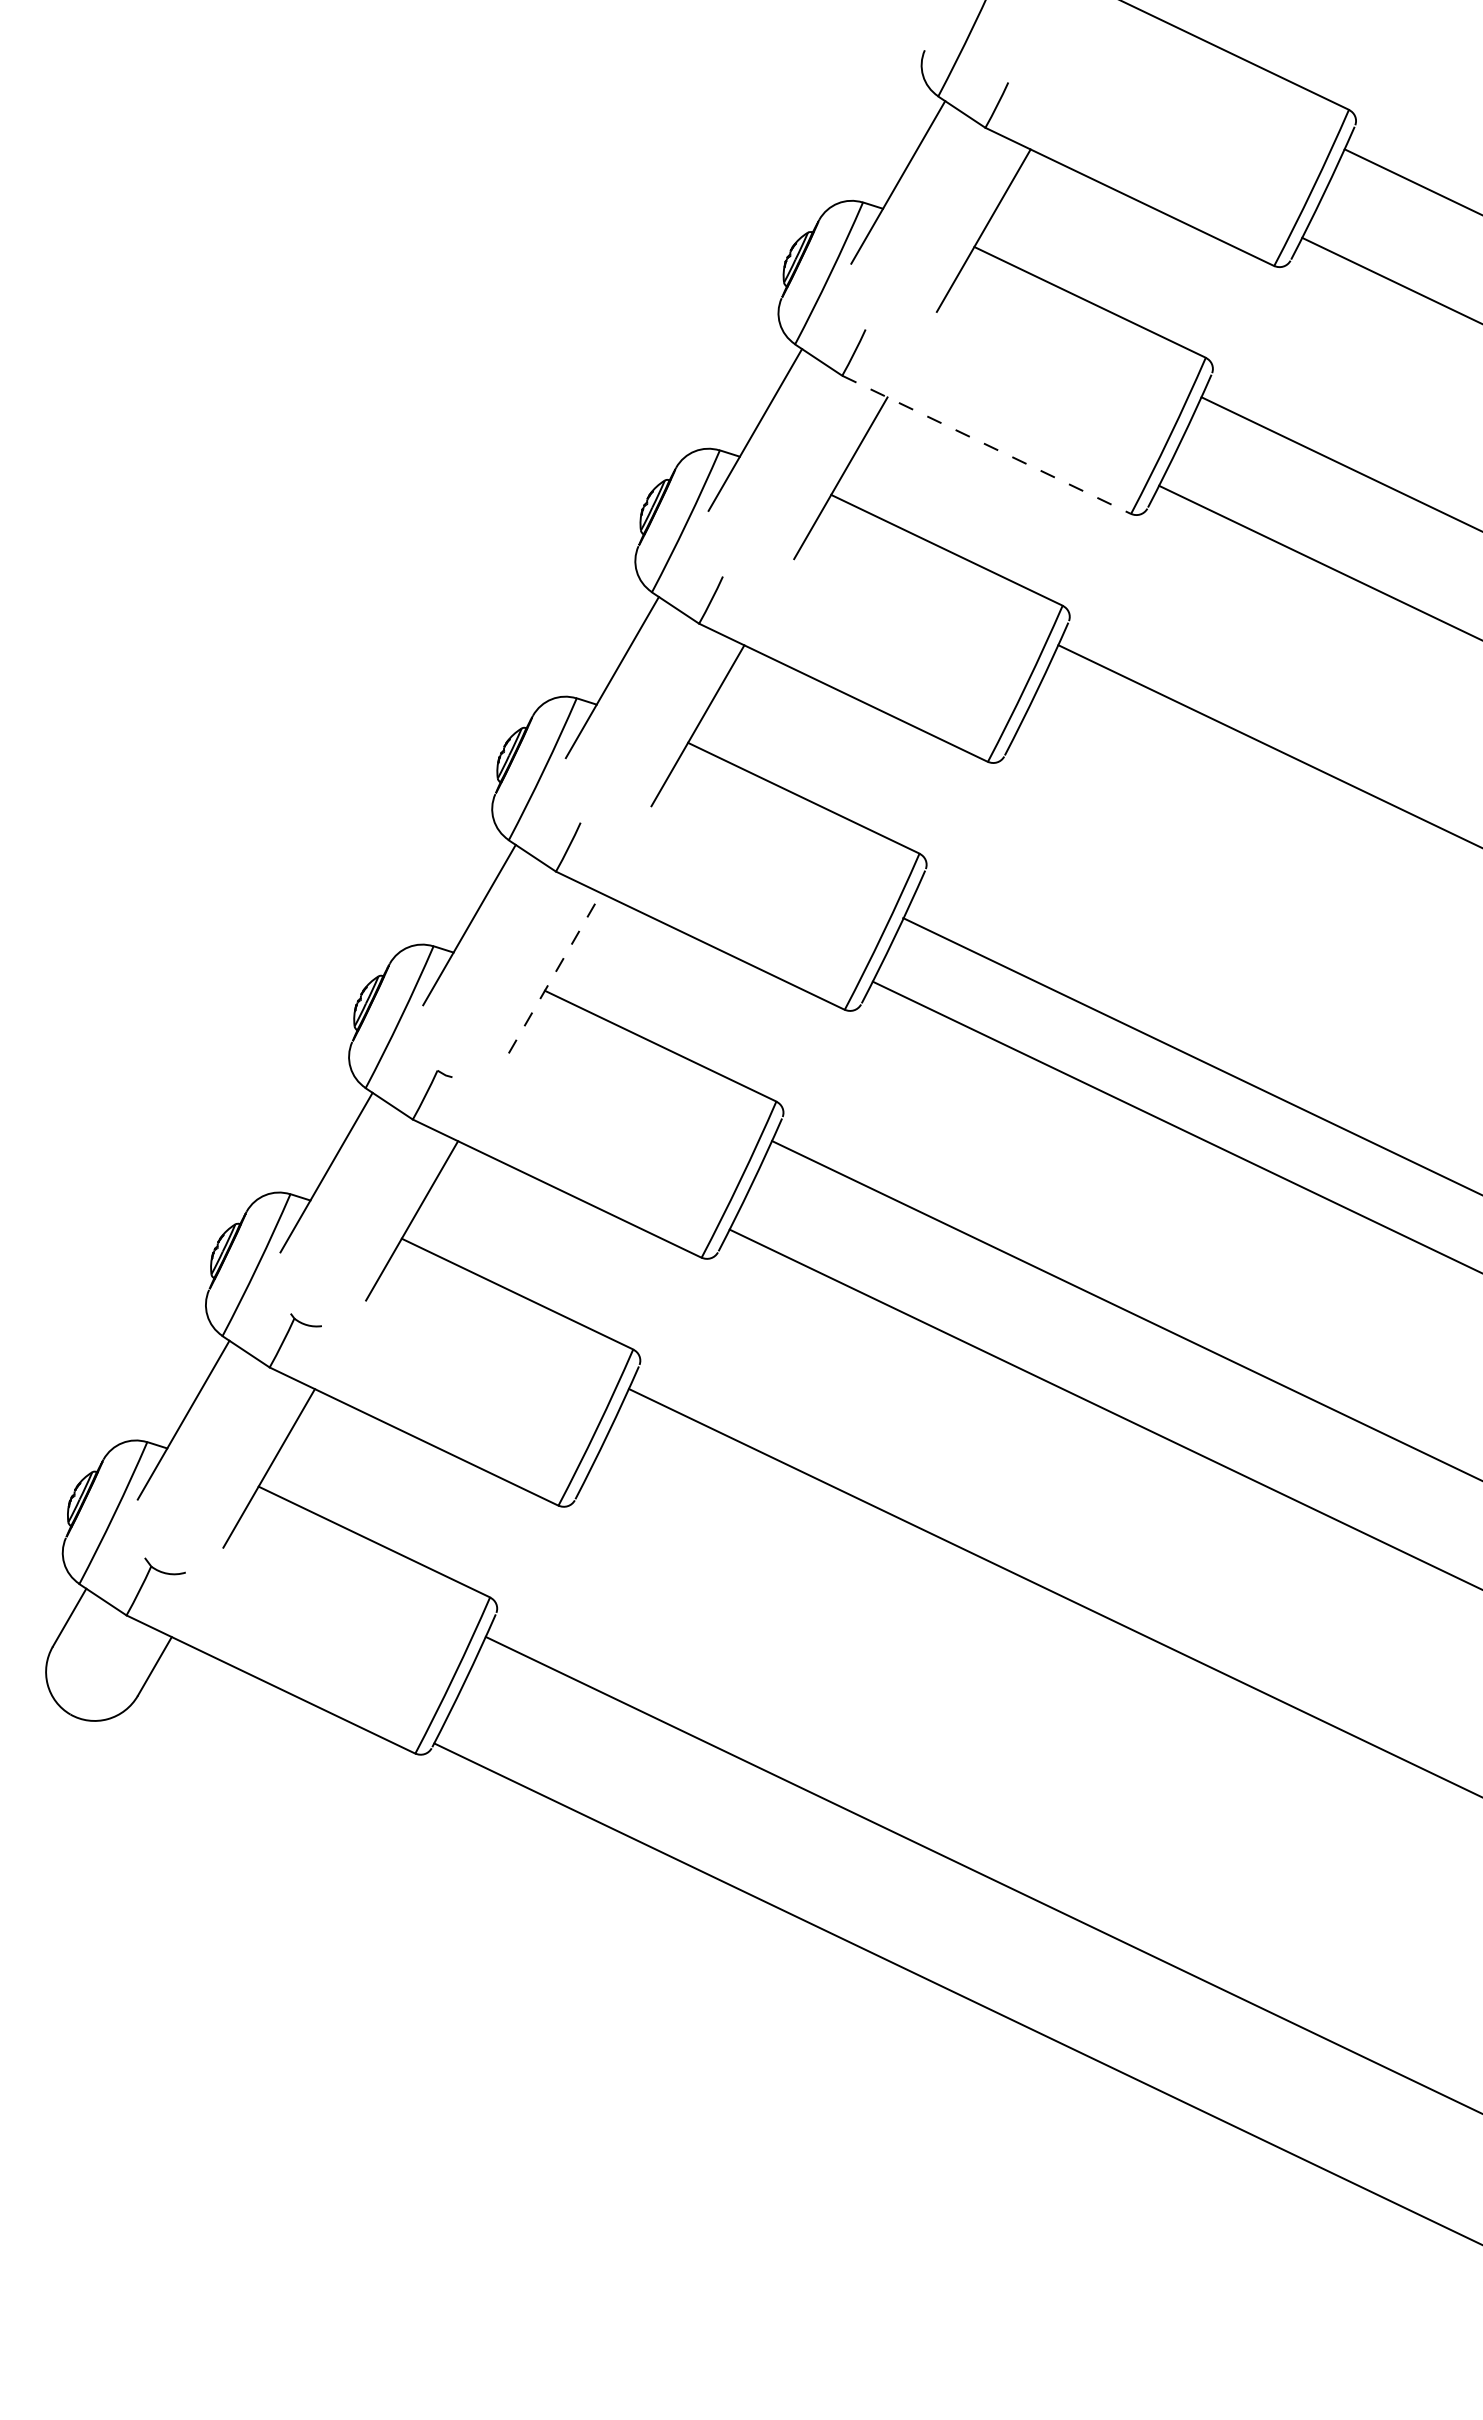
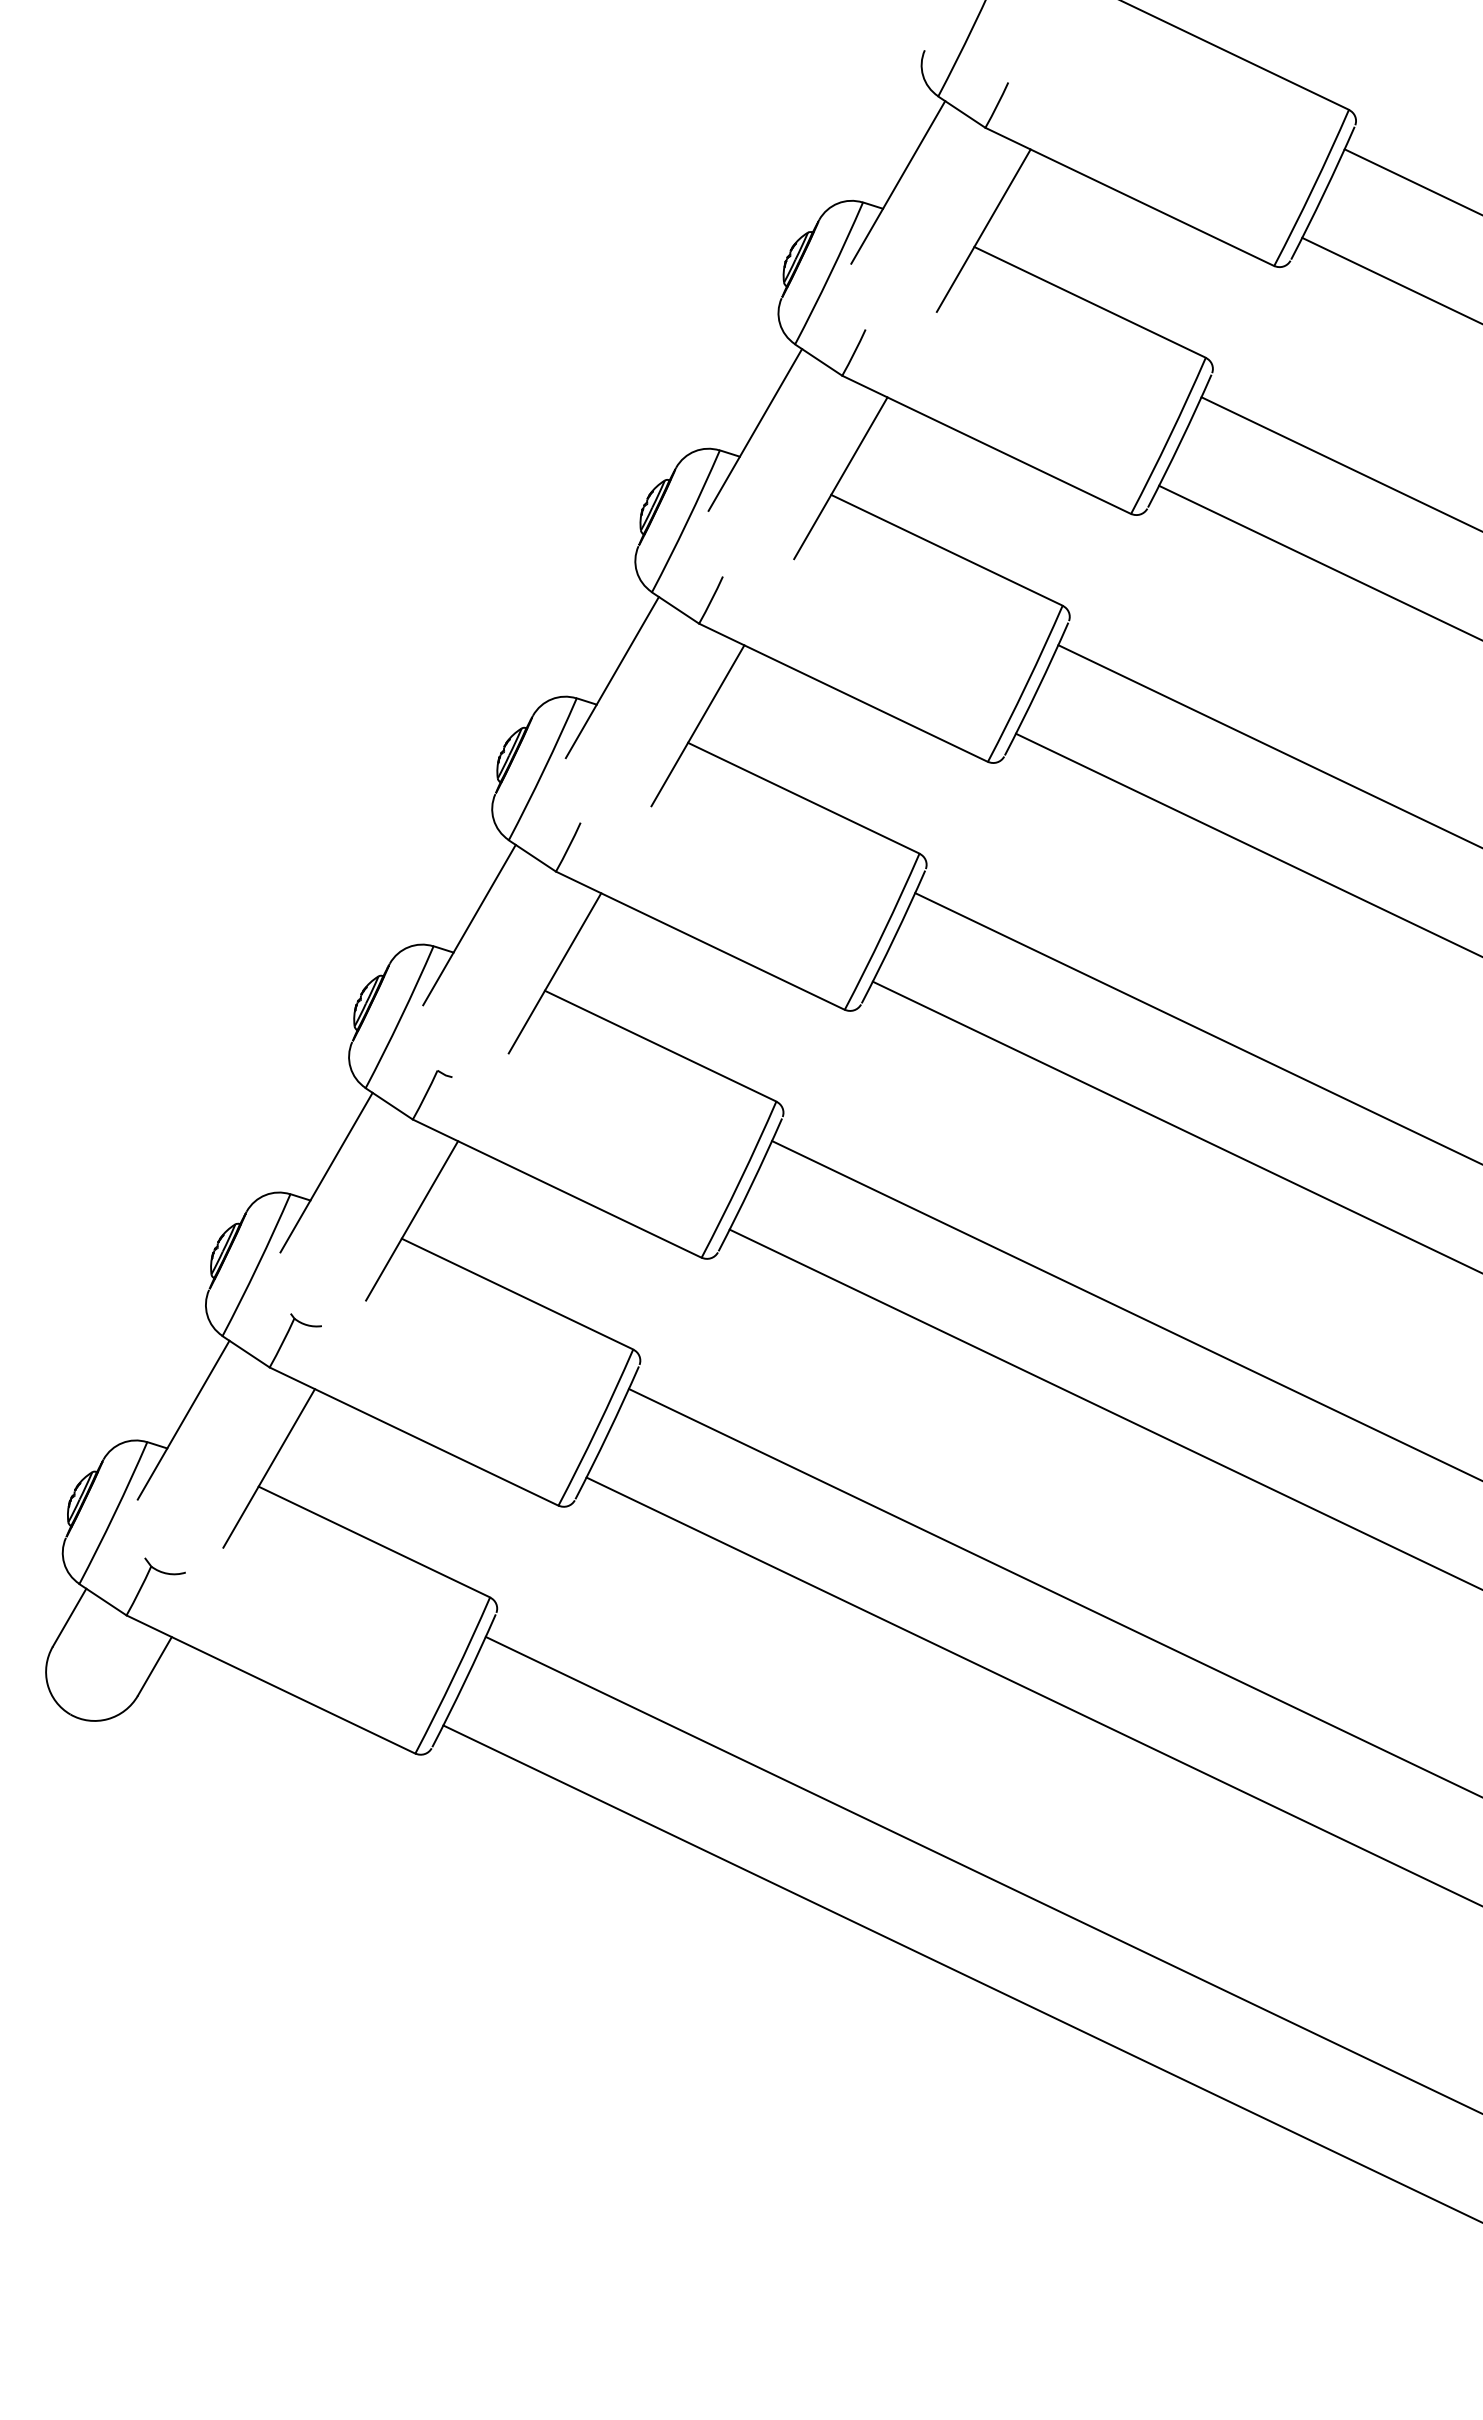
line: dashed -> solid (987, 445)
line: none -> present (1247, 844)
line: dashed -> solid (555, 972)
line position: (1191, 1056) -> (1197, 1028) (1197, 1028)
line: none -> present (1032, 1691)
line position: (956, 1993) -> (961, 1973) (961, 1973)
